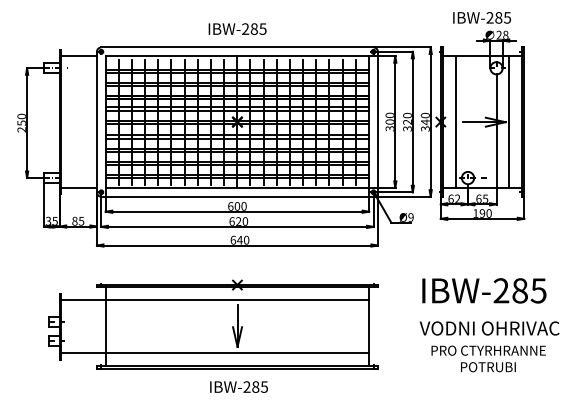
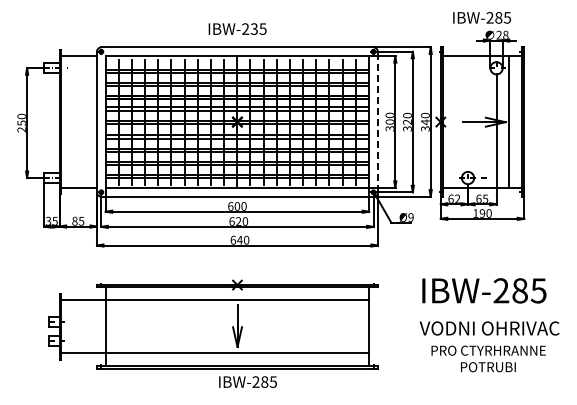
text: IBW-285 -> IBW-235 (253, 28)
line: solid -> dashed (377, 121)
line: present -> none (456, 121)
text position: (238, 386) -> (247, 381) (247, 381)
